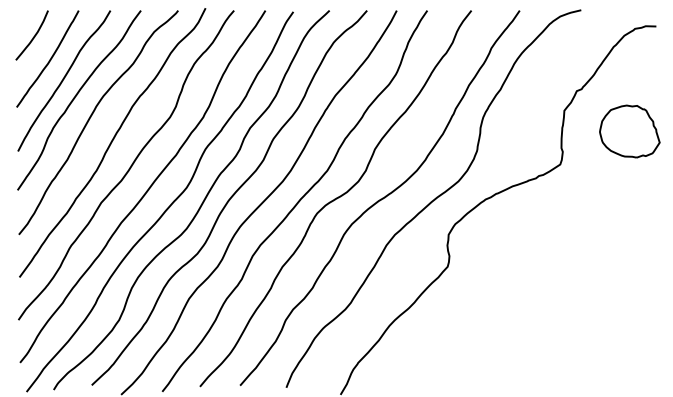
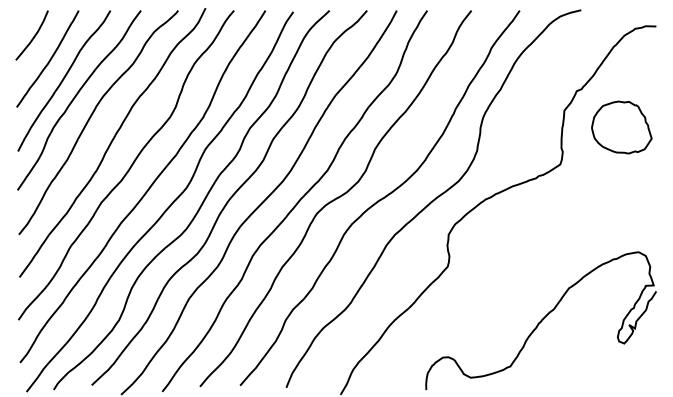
part position: (629, 131) -> (621, 127) (621, 127)
curve: none -> present (540, 320)
